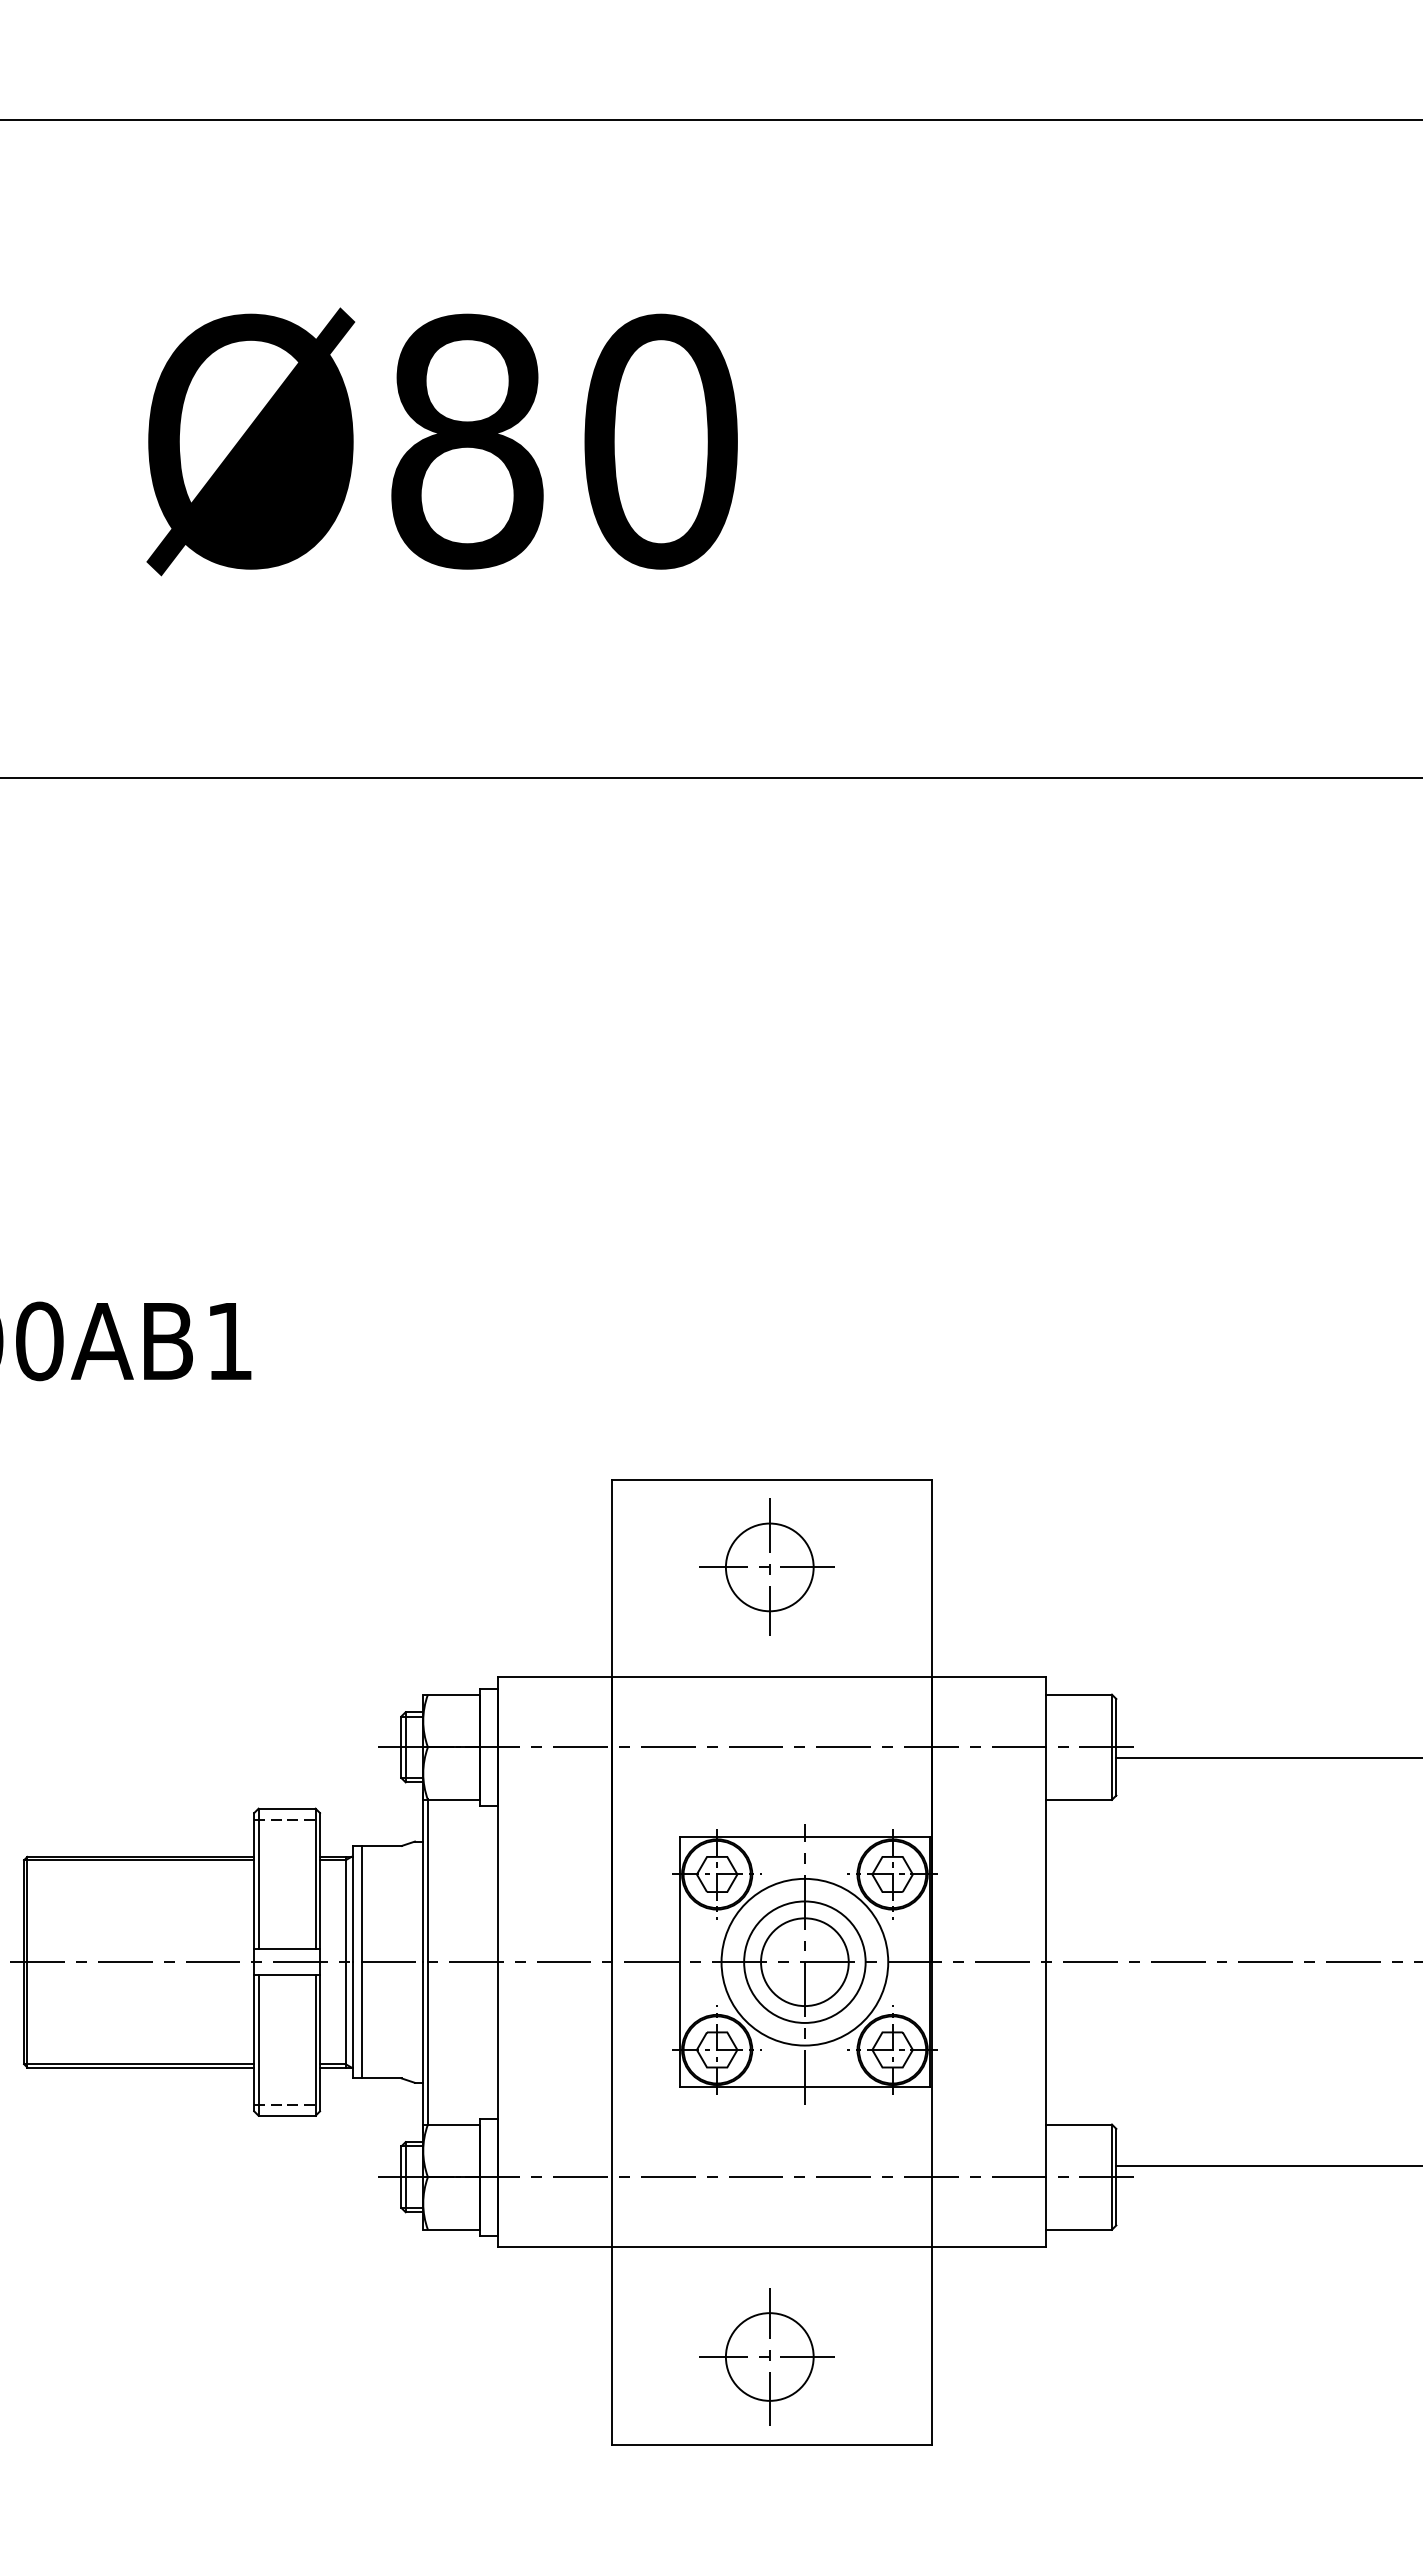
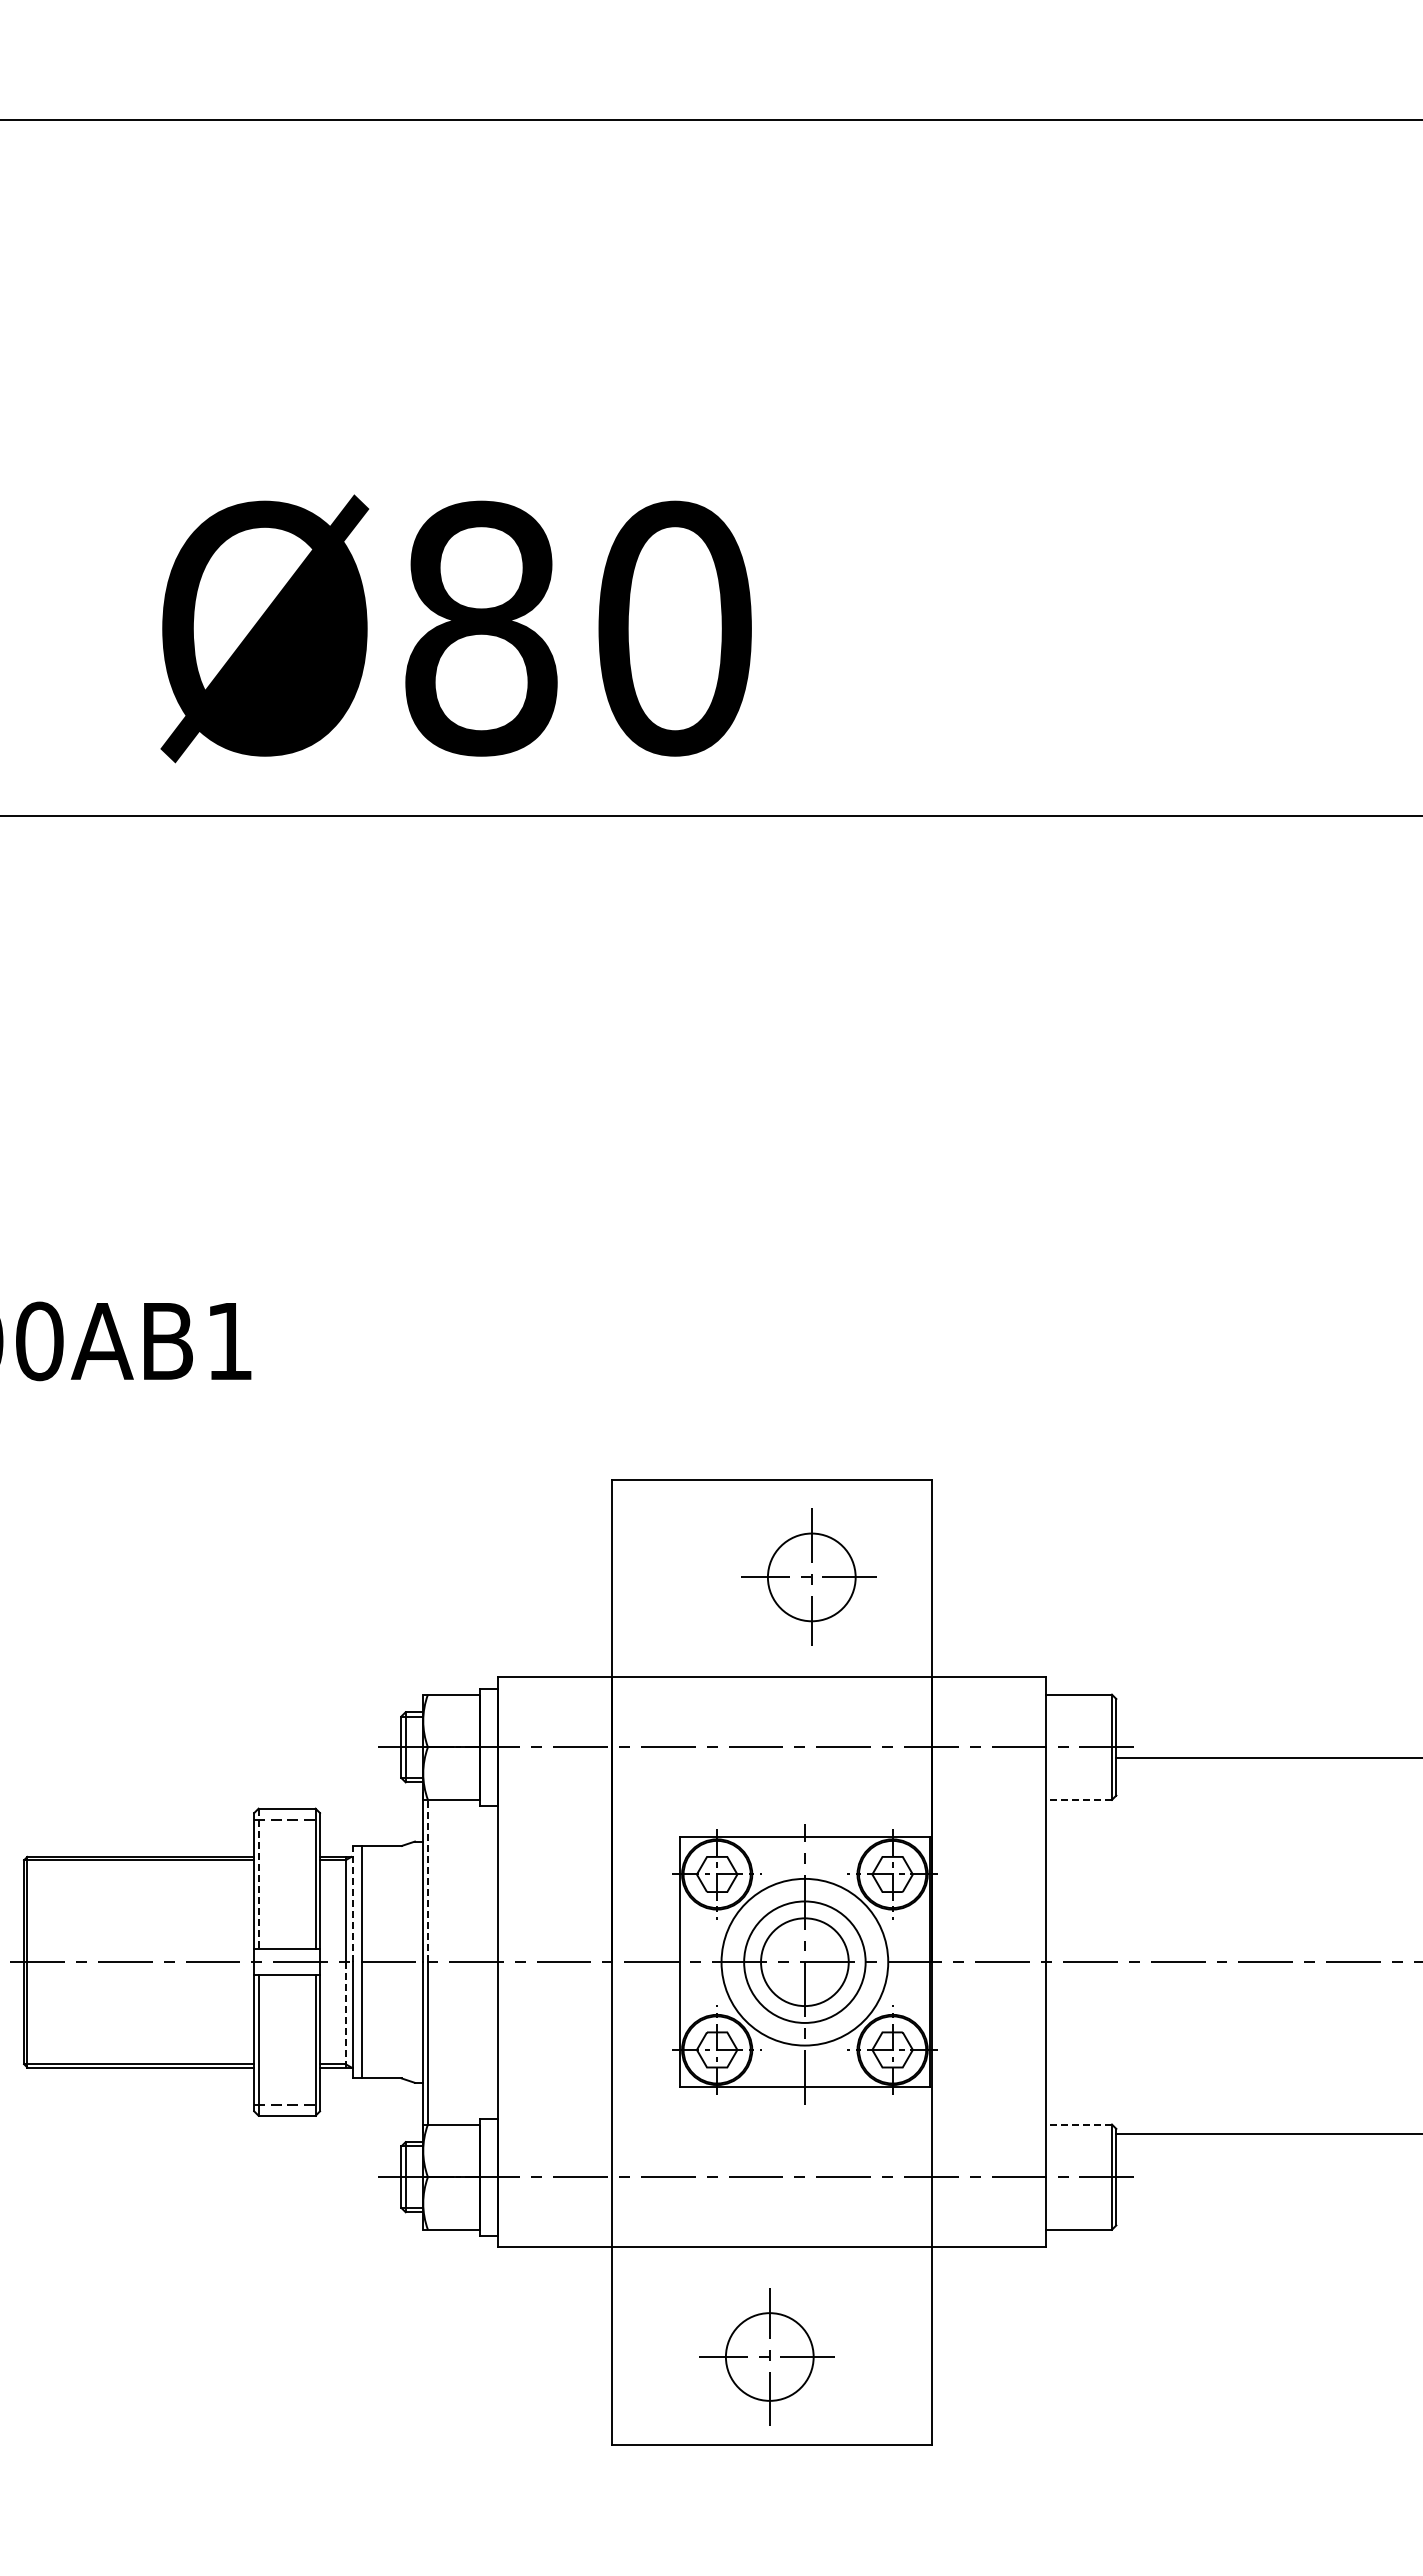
text position: (441, 441) -> (455, 628) (455, 628)
line position: (710, 778) -> (710, 816) (710, 816)
part position: (766, 1566) -> (808, 1576) (808, 1576)
line: solid -> dashed (1079, 1799)
line: solid -> dashed (258, 1879)
line: solid -> dashed (427, 1880)
line: solid -> dashed (353, 1903)
line: solid -> dashed (345, 2014)
line: solid -> dashed (1079, 2124)
line position: (1267, 2166) -> (1267, 2134) (1267, 2134)
